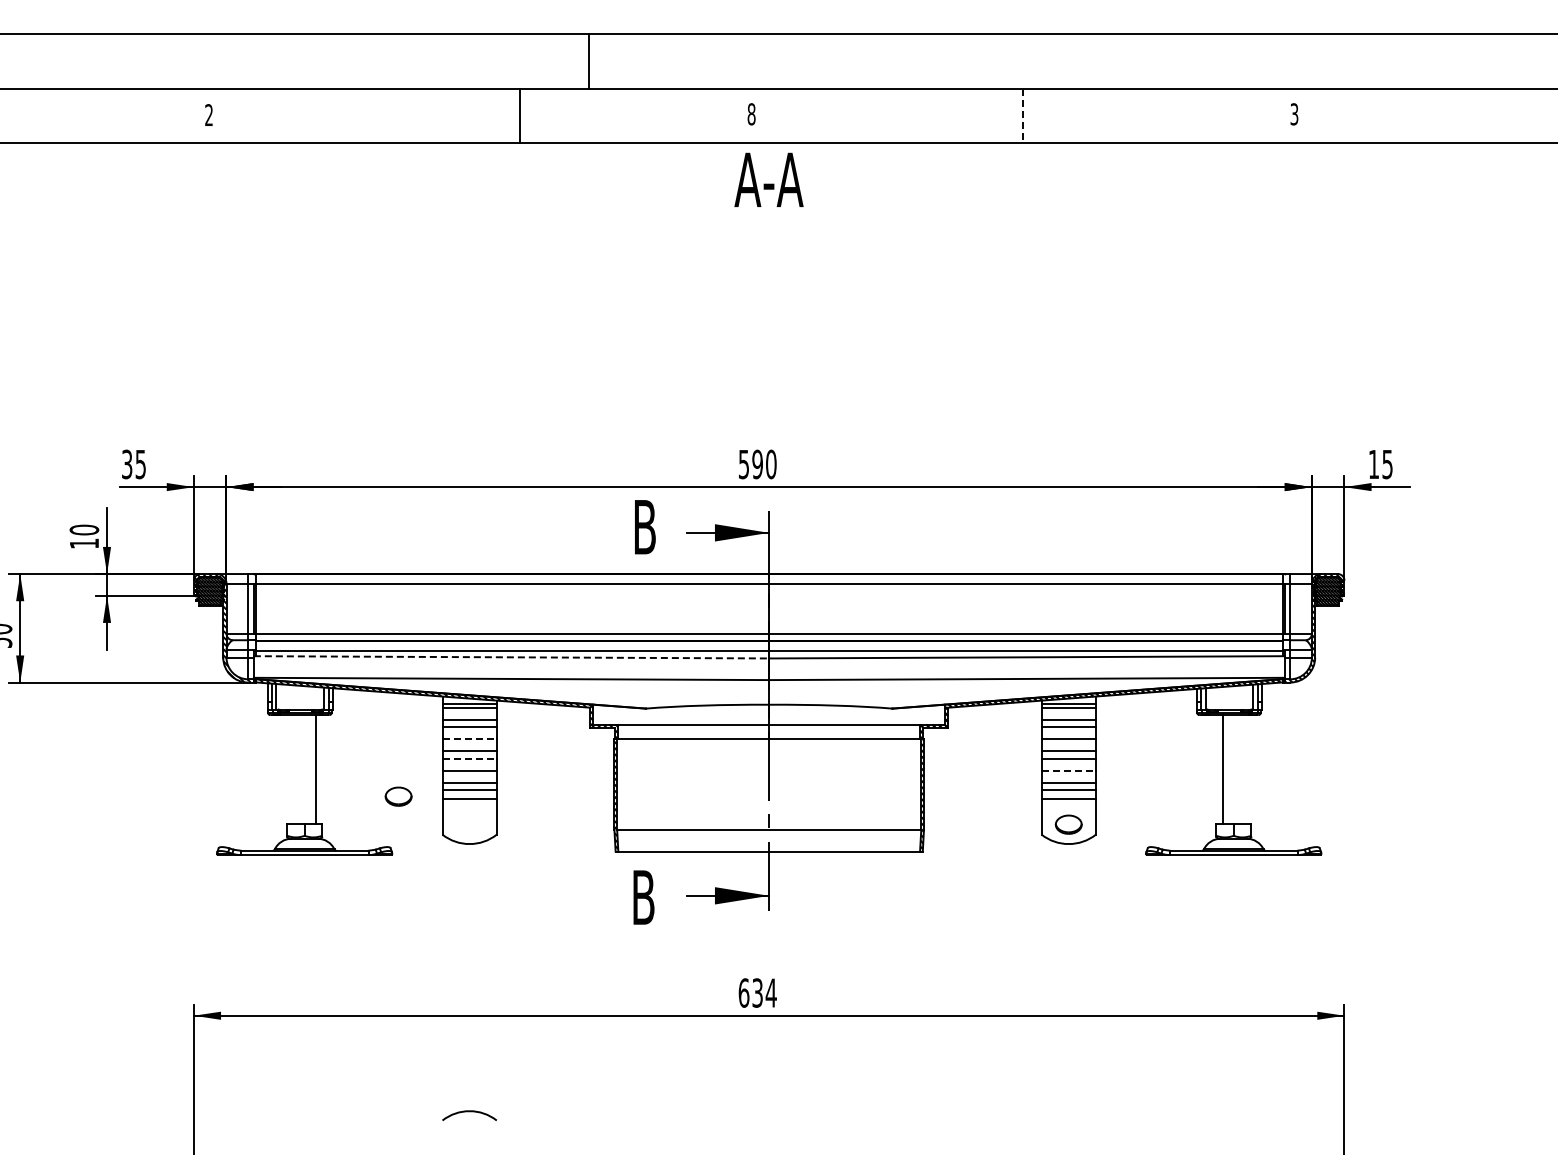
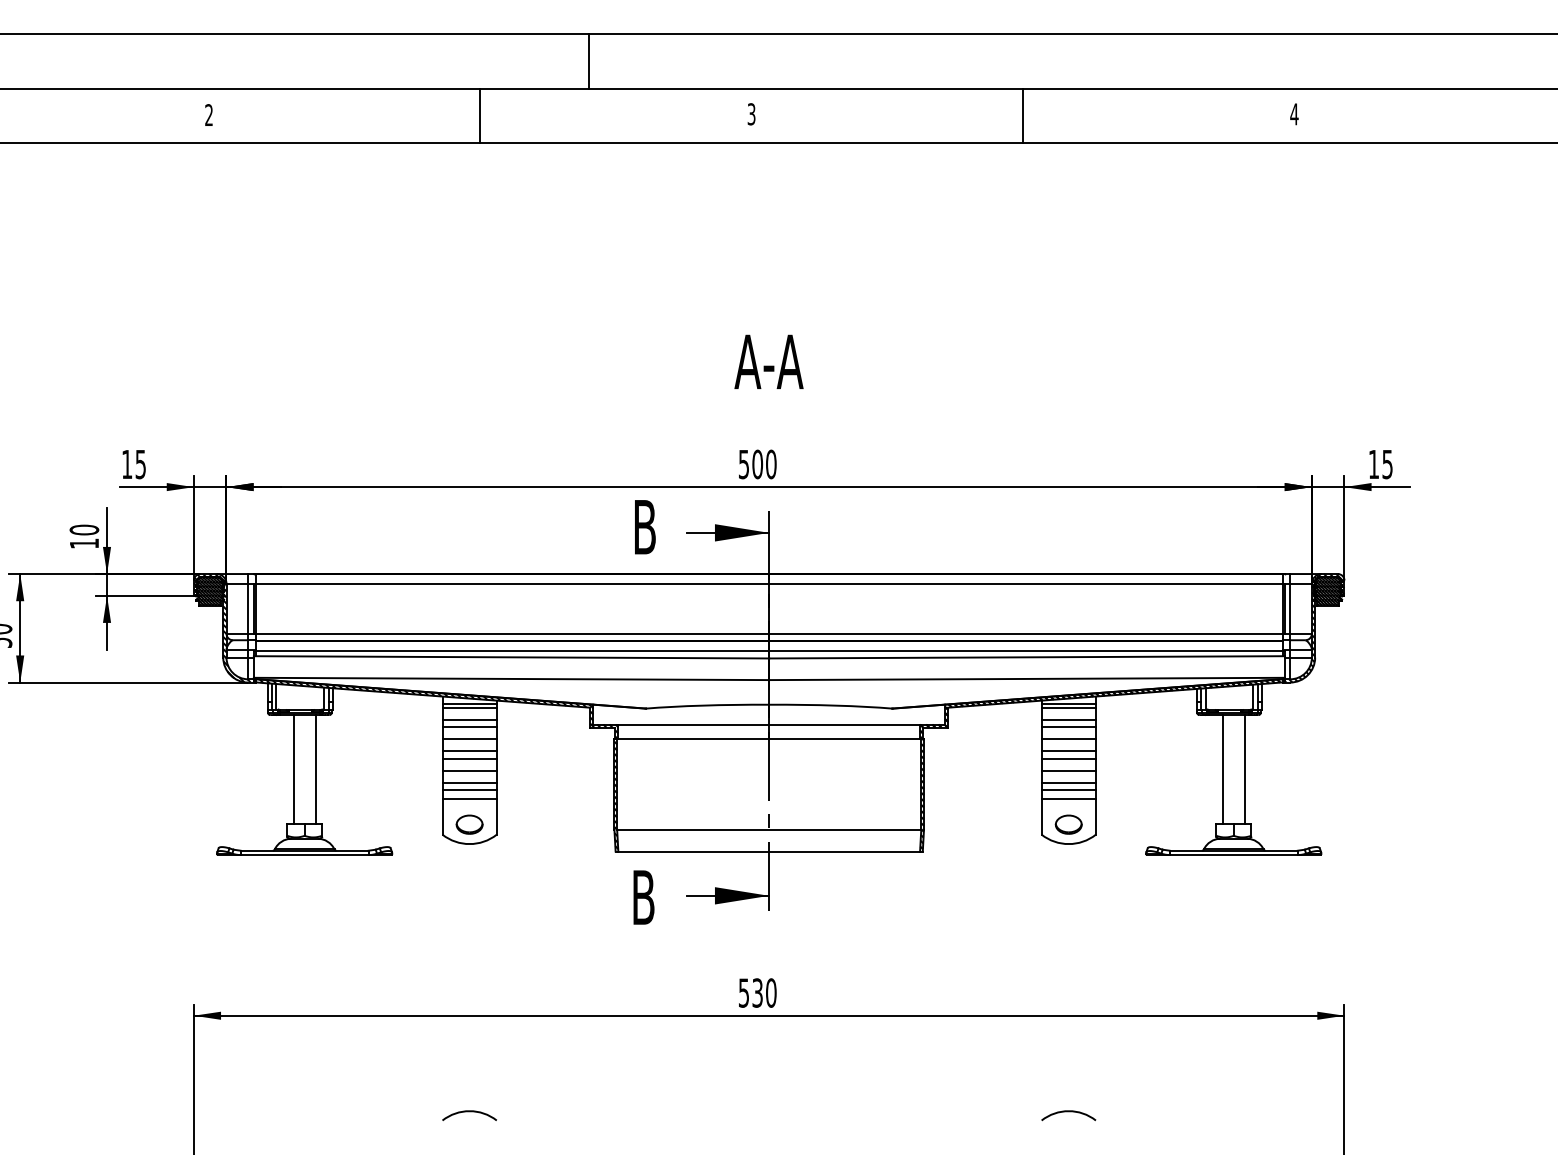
text: 8 -> 3 (751, 114)
text: 3 -> 4 (1294, 114)
line position: (520, 115) -> (480, 115) (480, 115)
line: dashed -> solid (1022, 116)
text position: (768, 179) -> (768, 361) (768, 361)
text: 35 -> 15 (127, 464)
text: 590 -> 500 (757, 464)
line: dashed -> solid (511, 657)
line: dashed -> solid (470, 739)
line: dashed -> solid (470, 758)
line: none -> present (293, 769)
line: none -> present (1244, 769)
line: dashed -> solid (1069, 770)
part position: (398, 796) -> (469, 824) (469, 824)
text: 634 -> 530 (757, 992)
arc: none -> present (1068, 1112)
